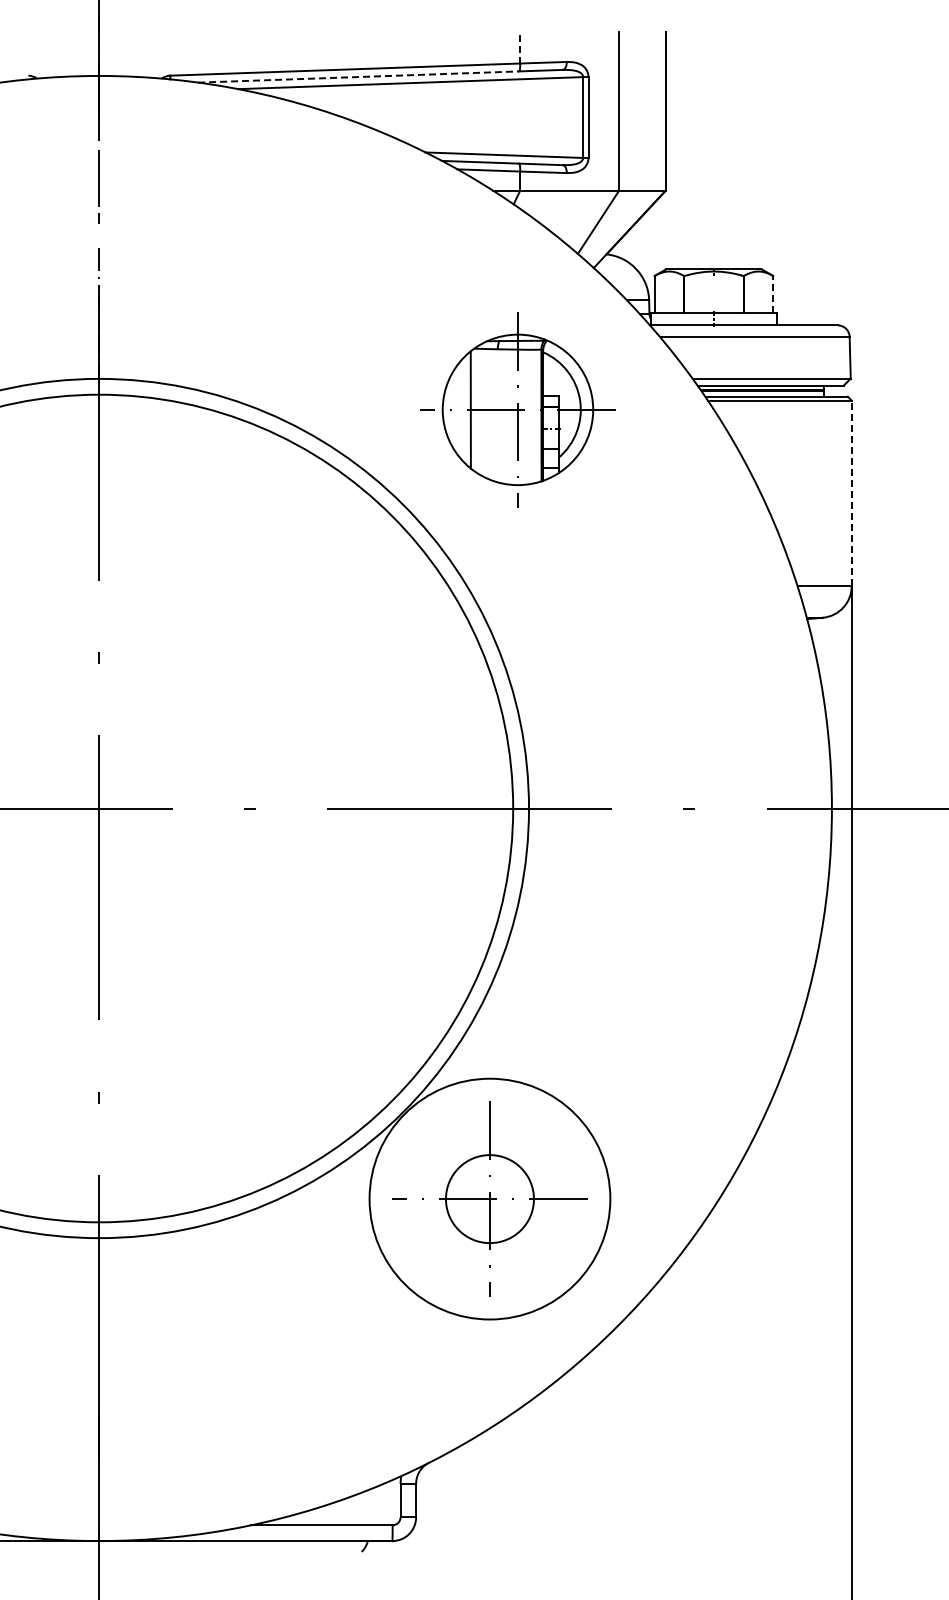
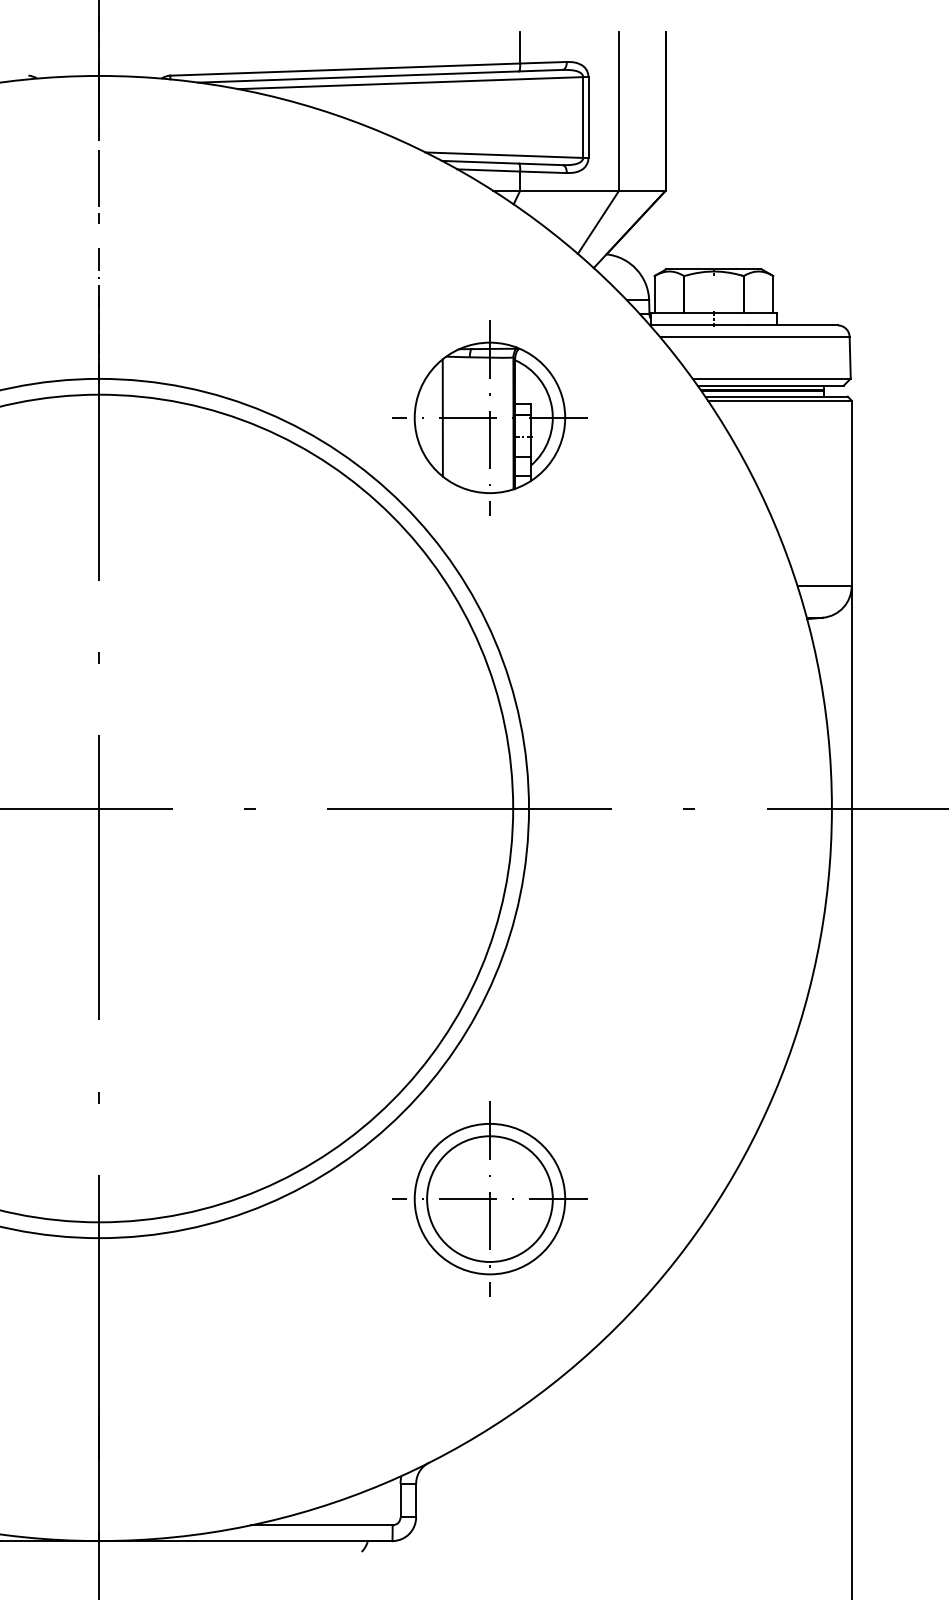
line: dashed -> solid (520, 47)
line: dashed -> solid (358, 77)
line: dashed -> solid (773, 293)
part position: (517, 409) -> (489, 417) (489, 417)
line: dashed -> solid (851, 493)
circle diameter: 241 px -> 150 px (489, 1198)
circle diameter: 88 px -> 126 px (489, 1198)
